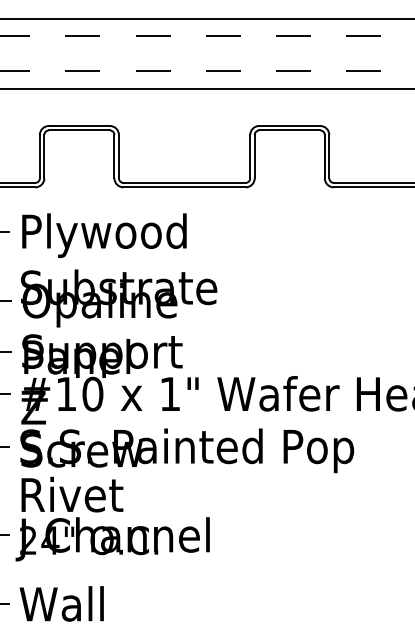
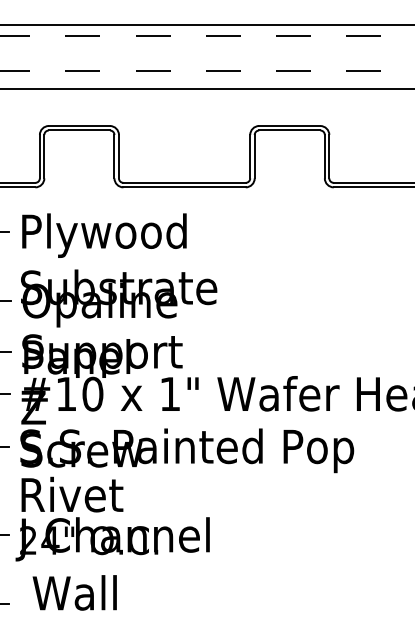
line position: (206, 19) -> (206, 25) (206, 25)
text position: (61, 603) -> (74, 592) (74, 592)
